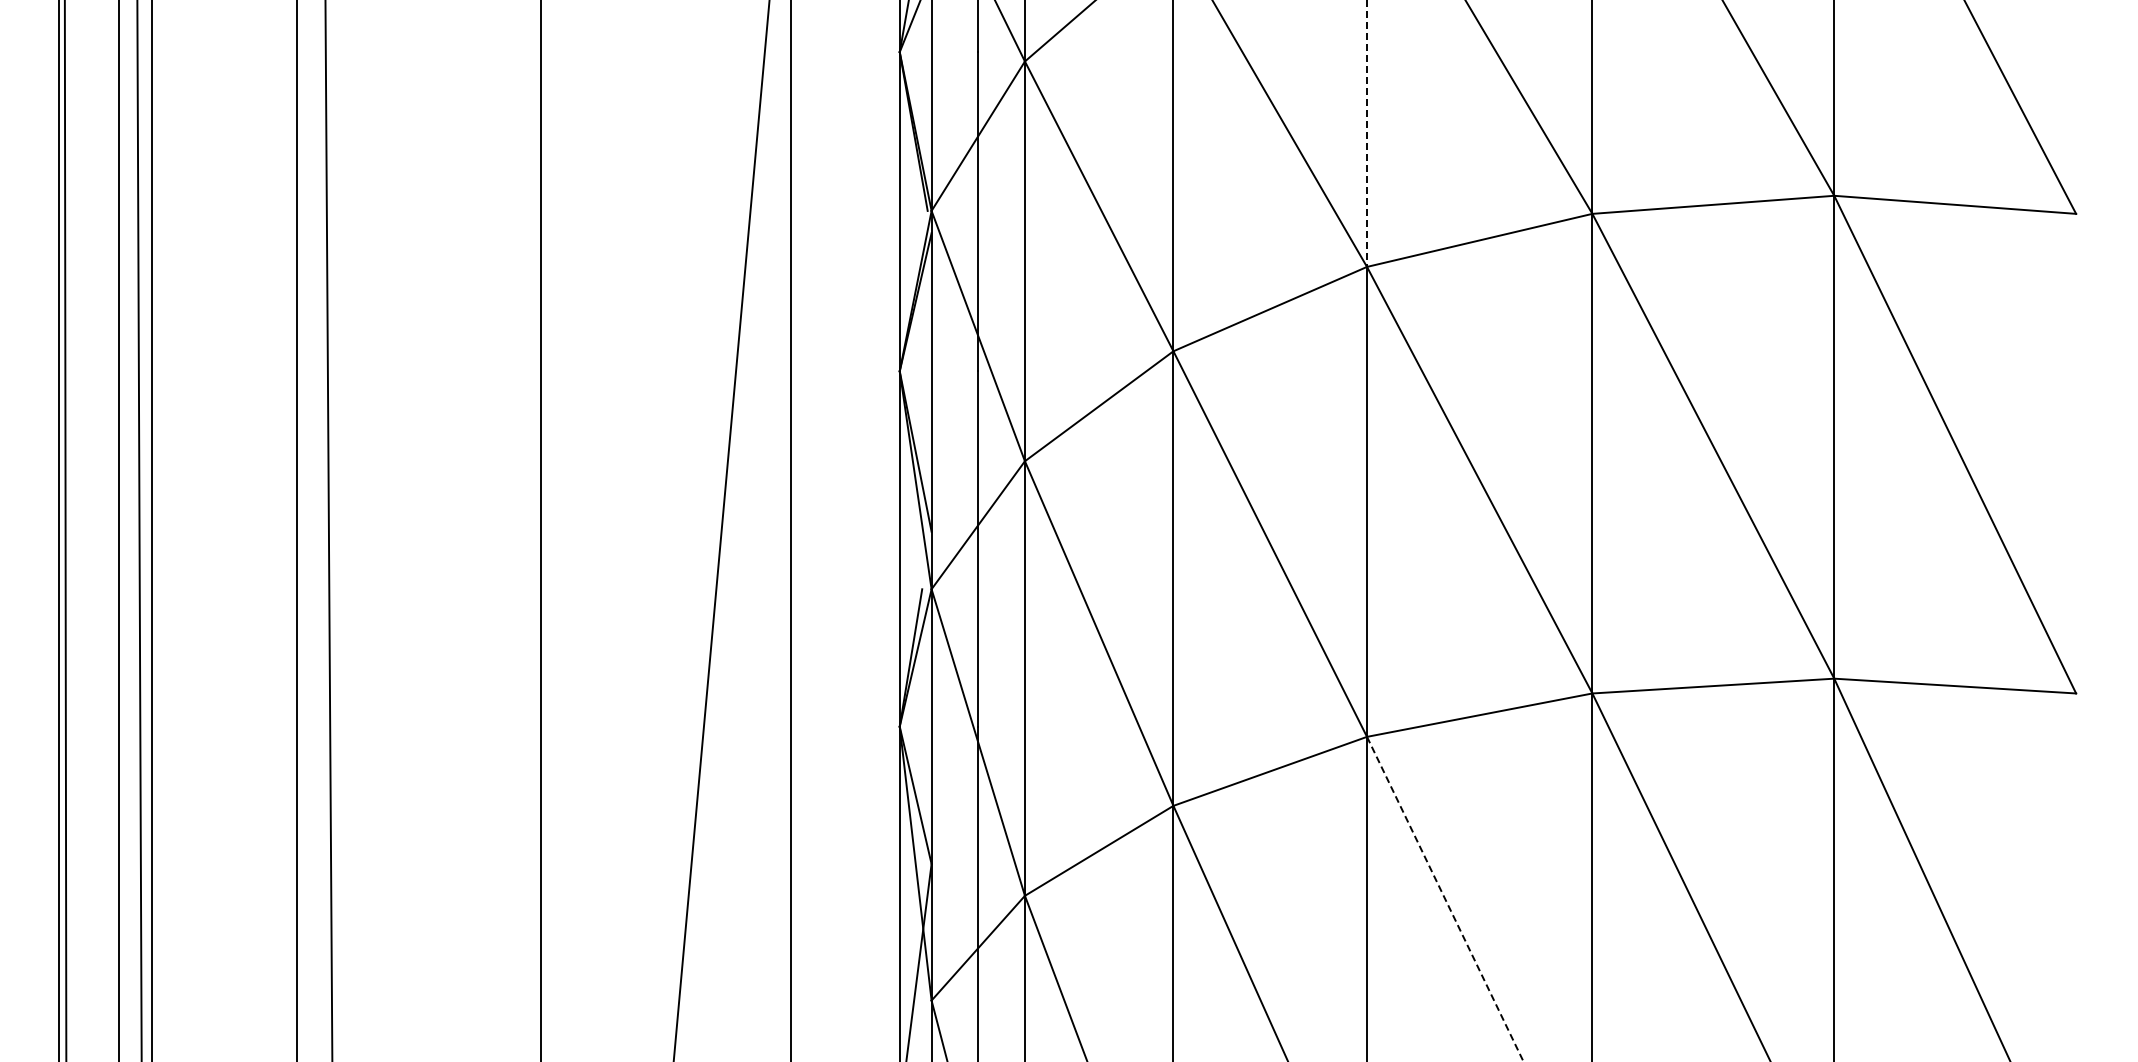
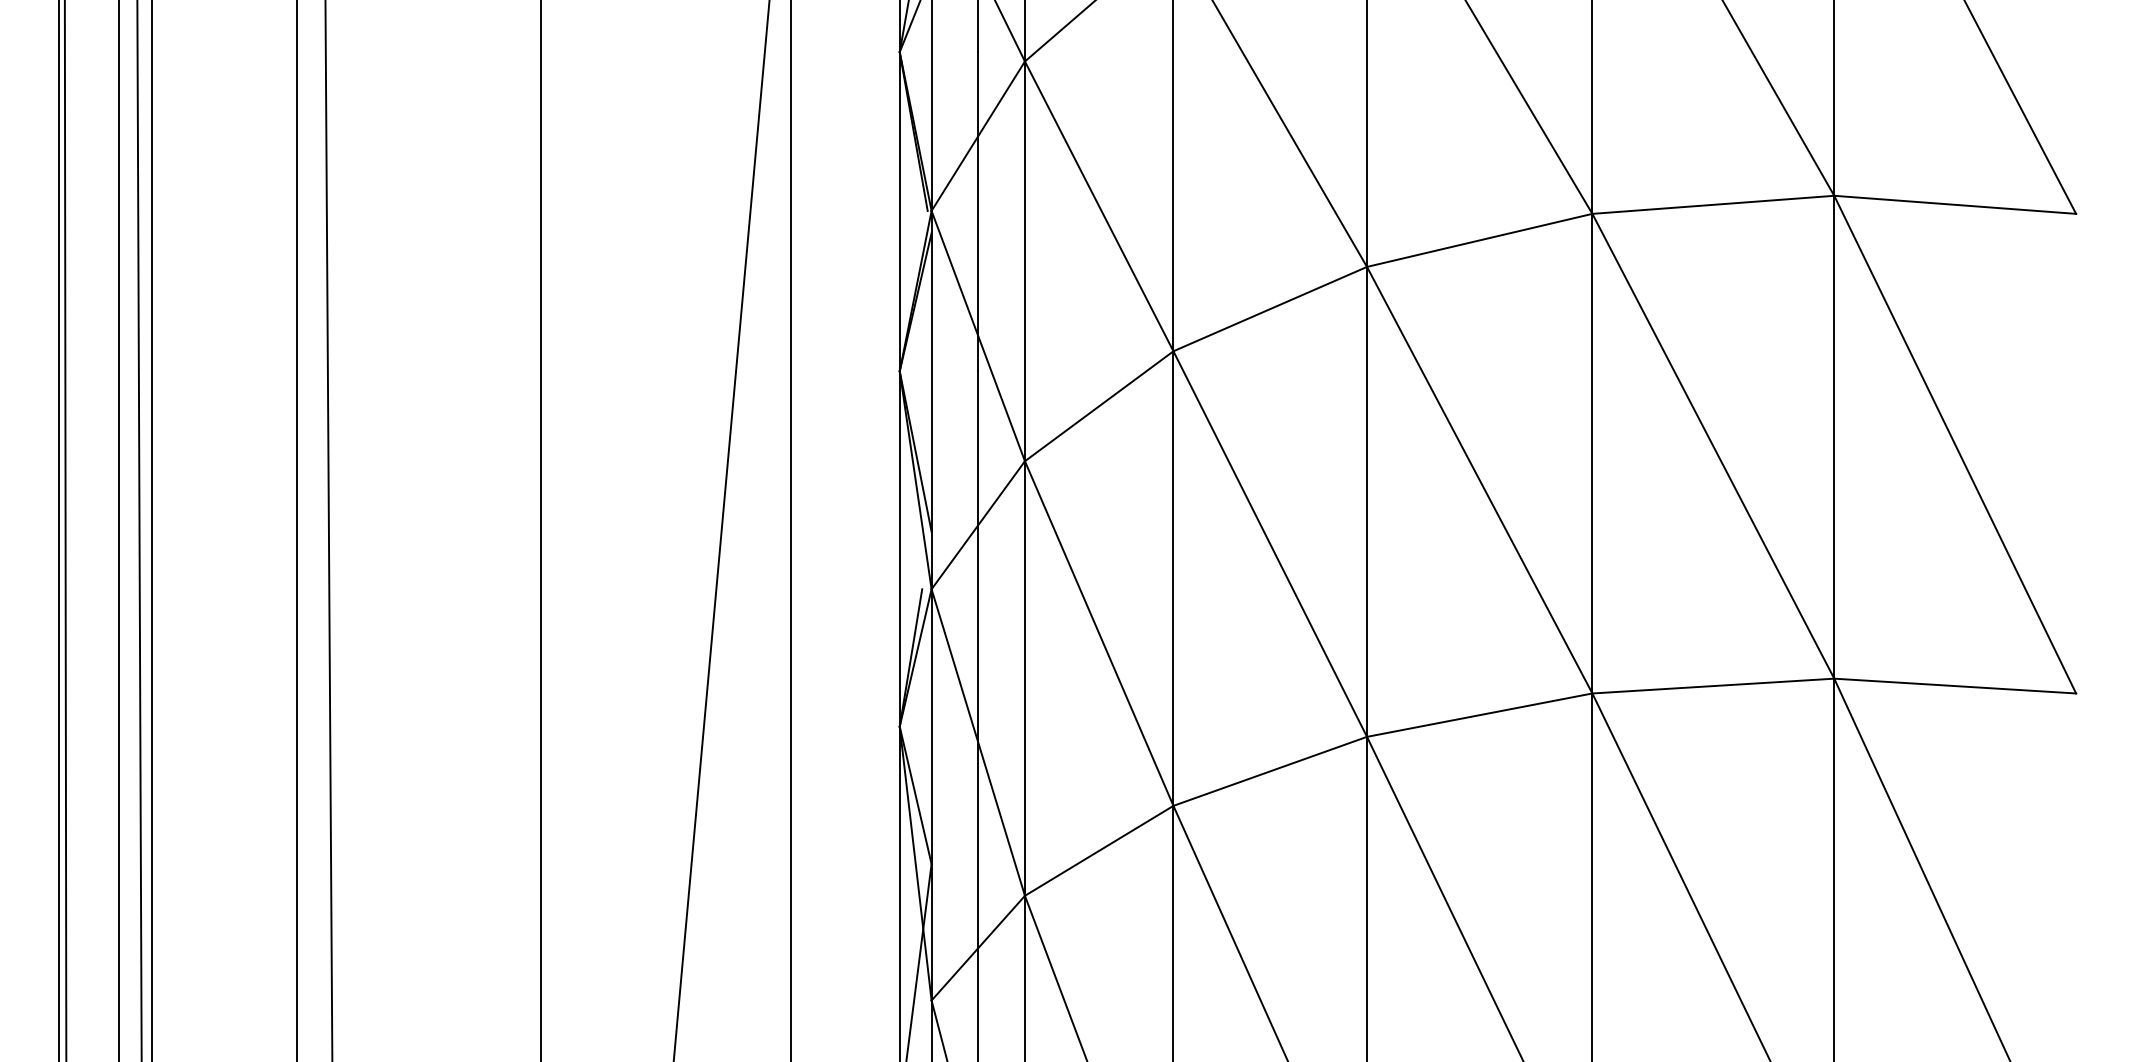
line: dashed -> solid (1367, 134)
line: dashed -> solid (1445, 899)
